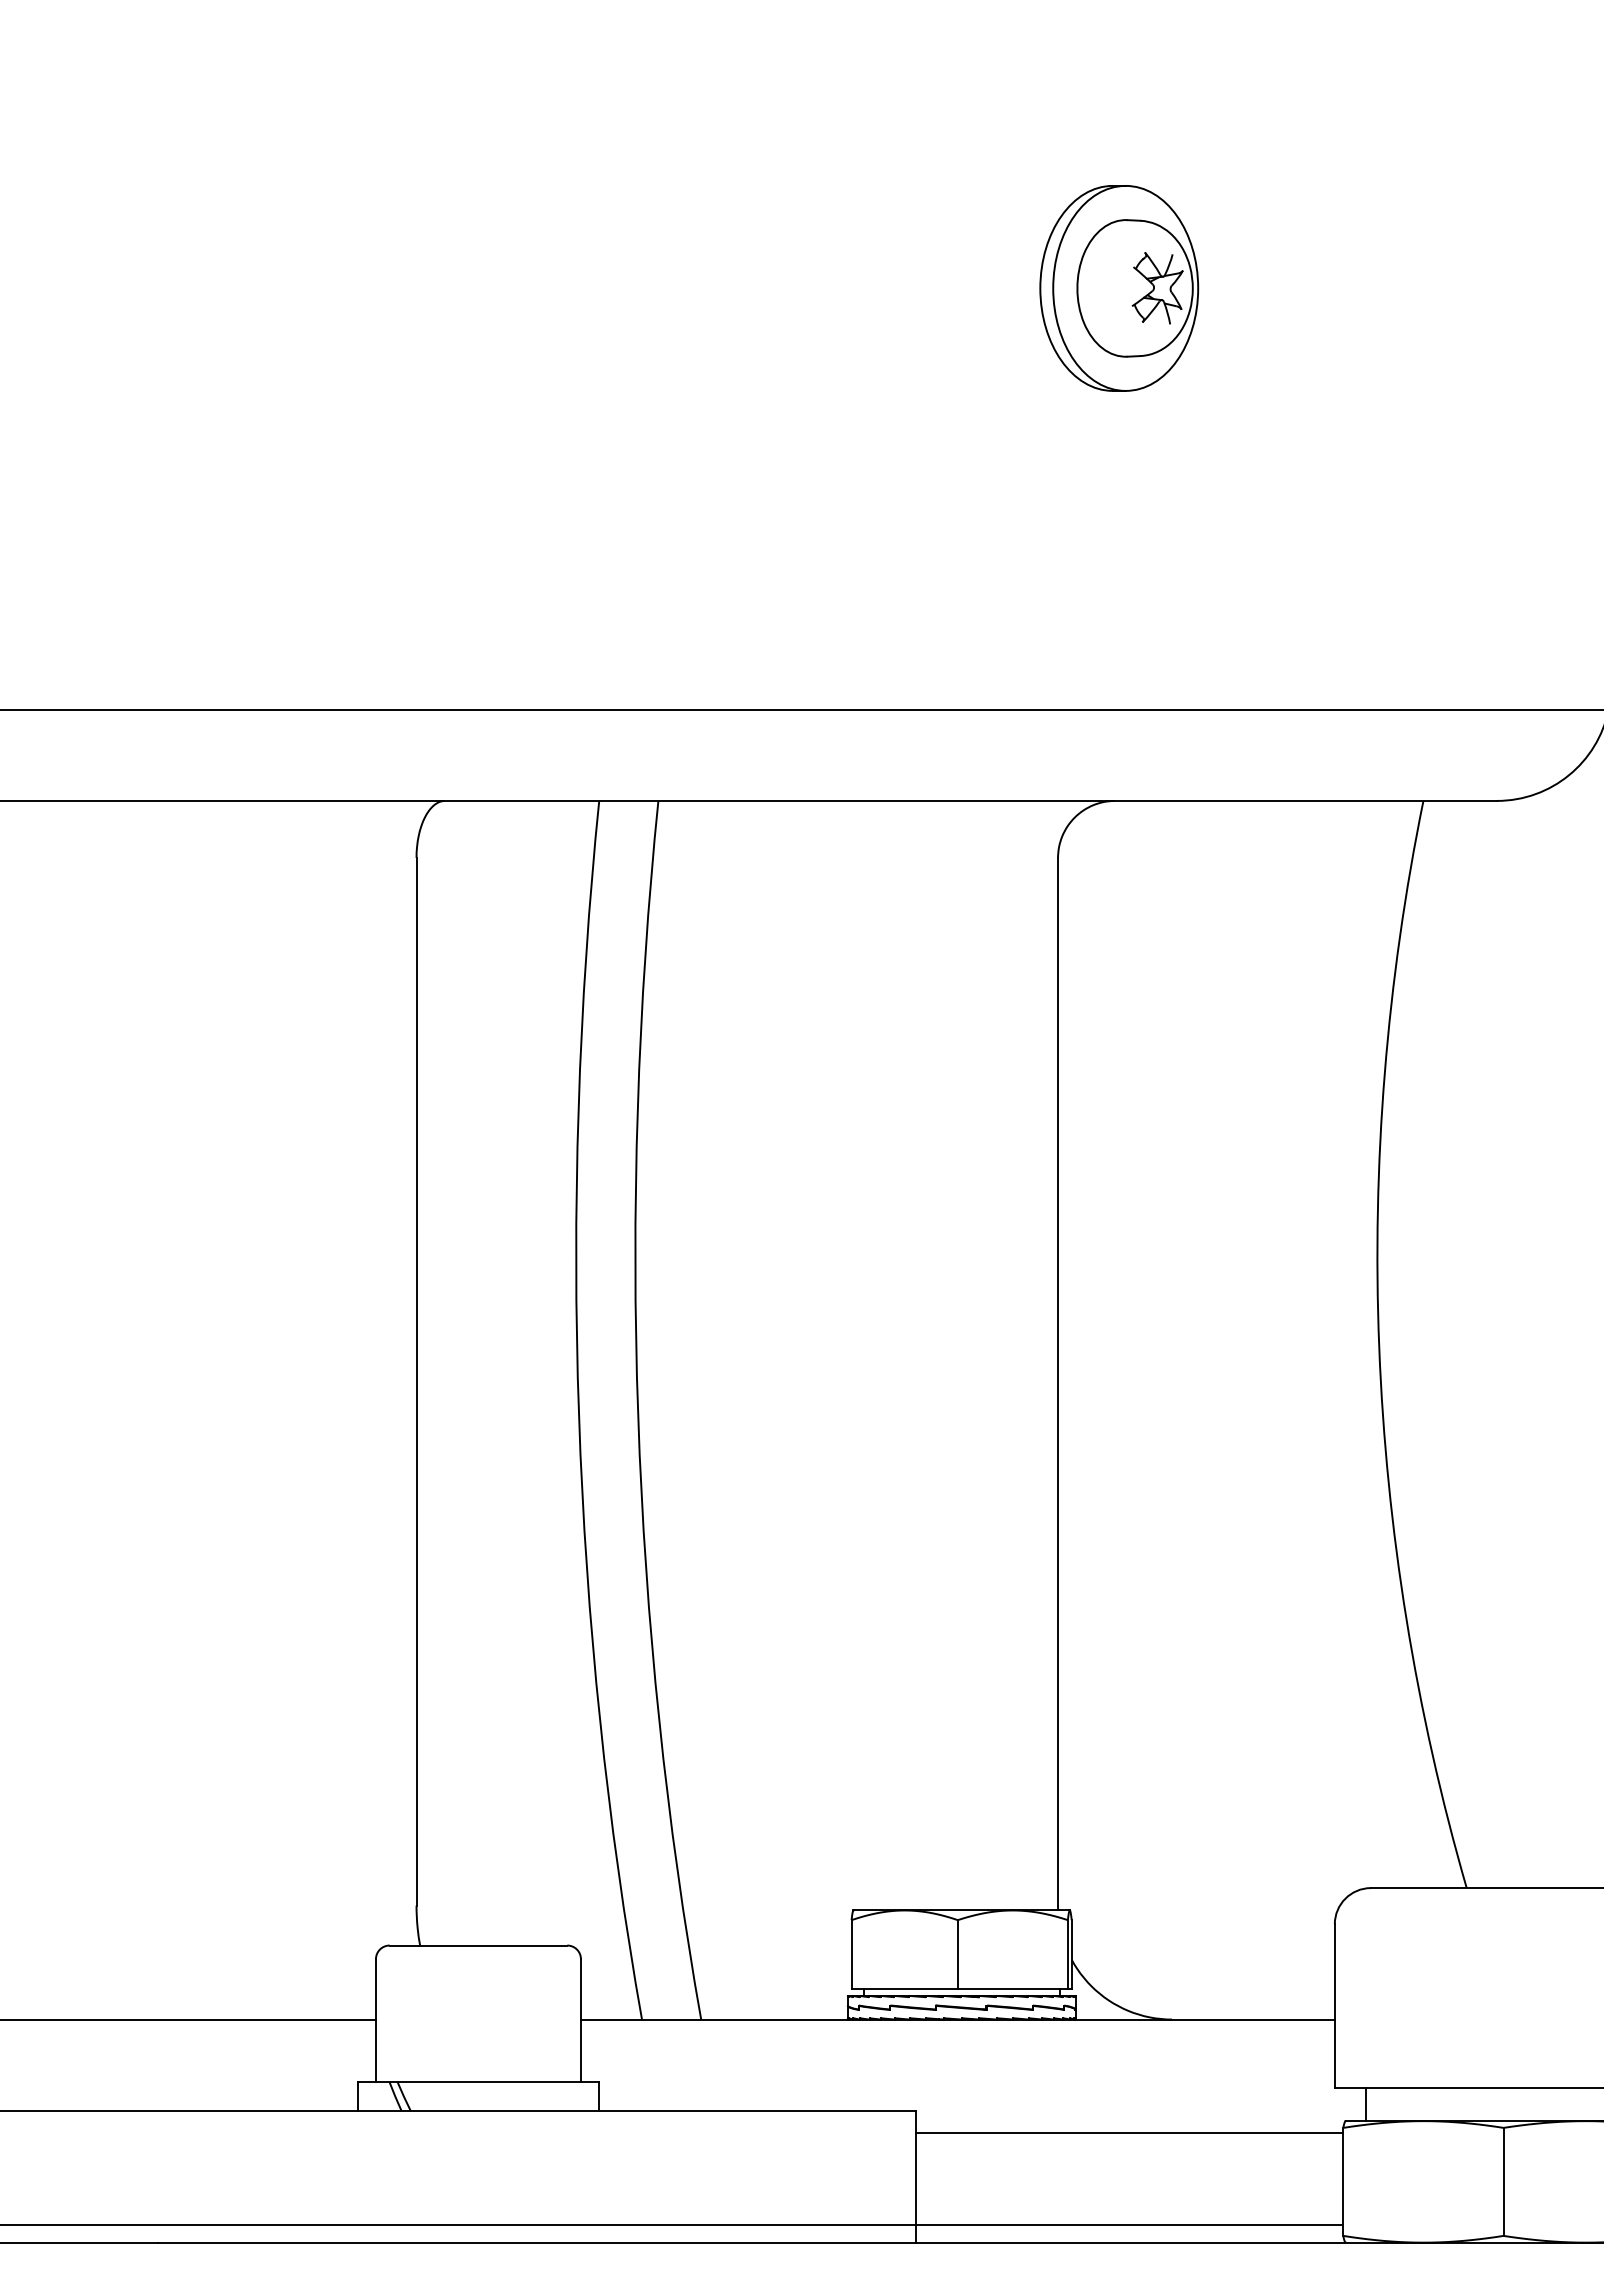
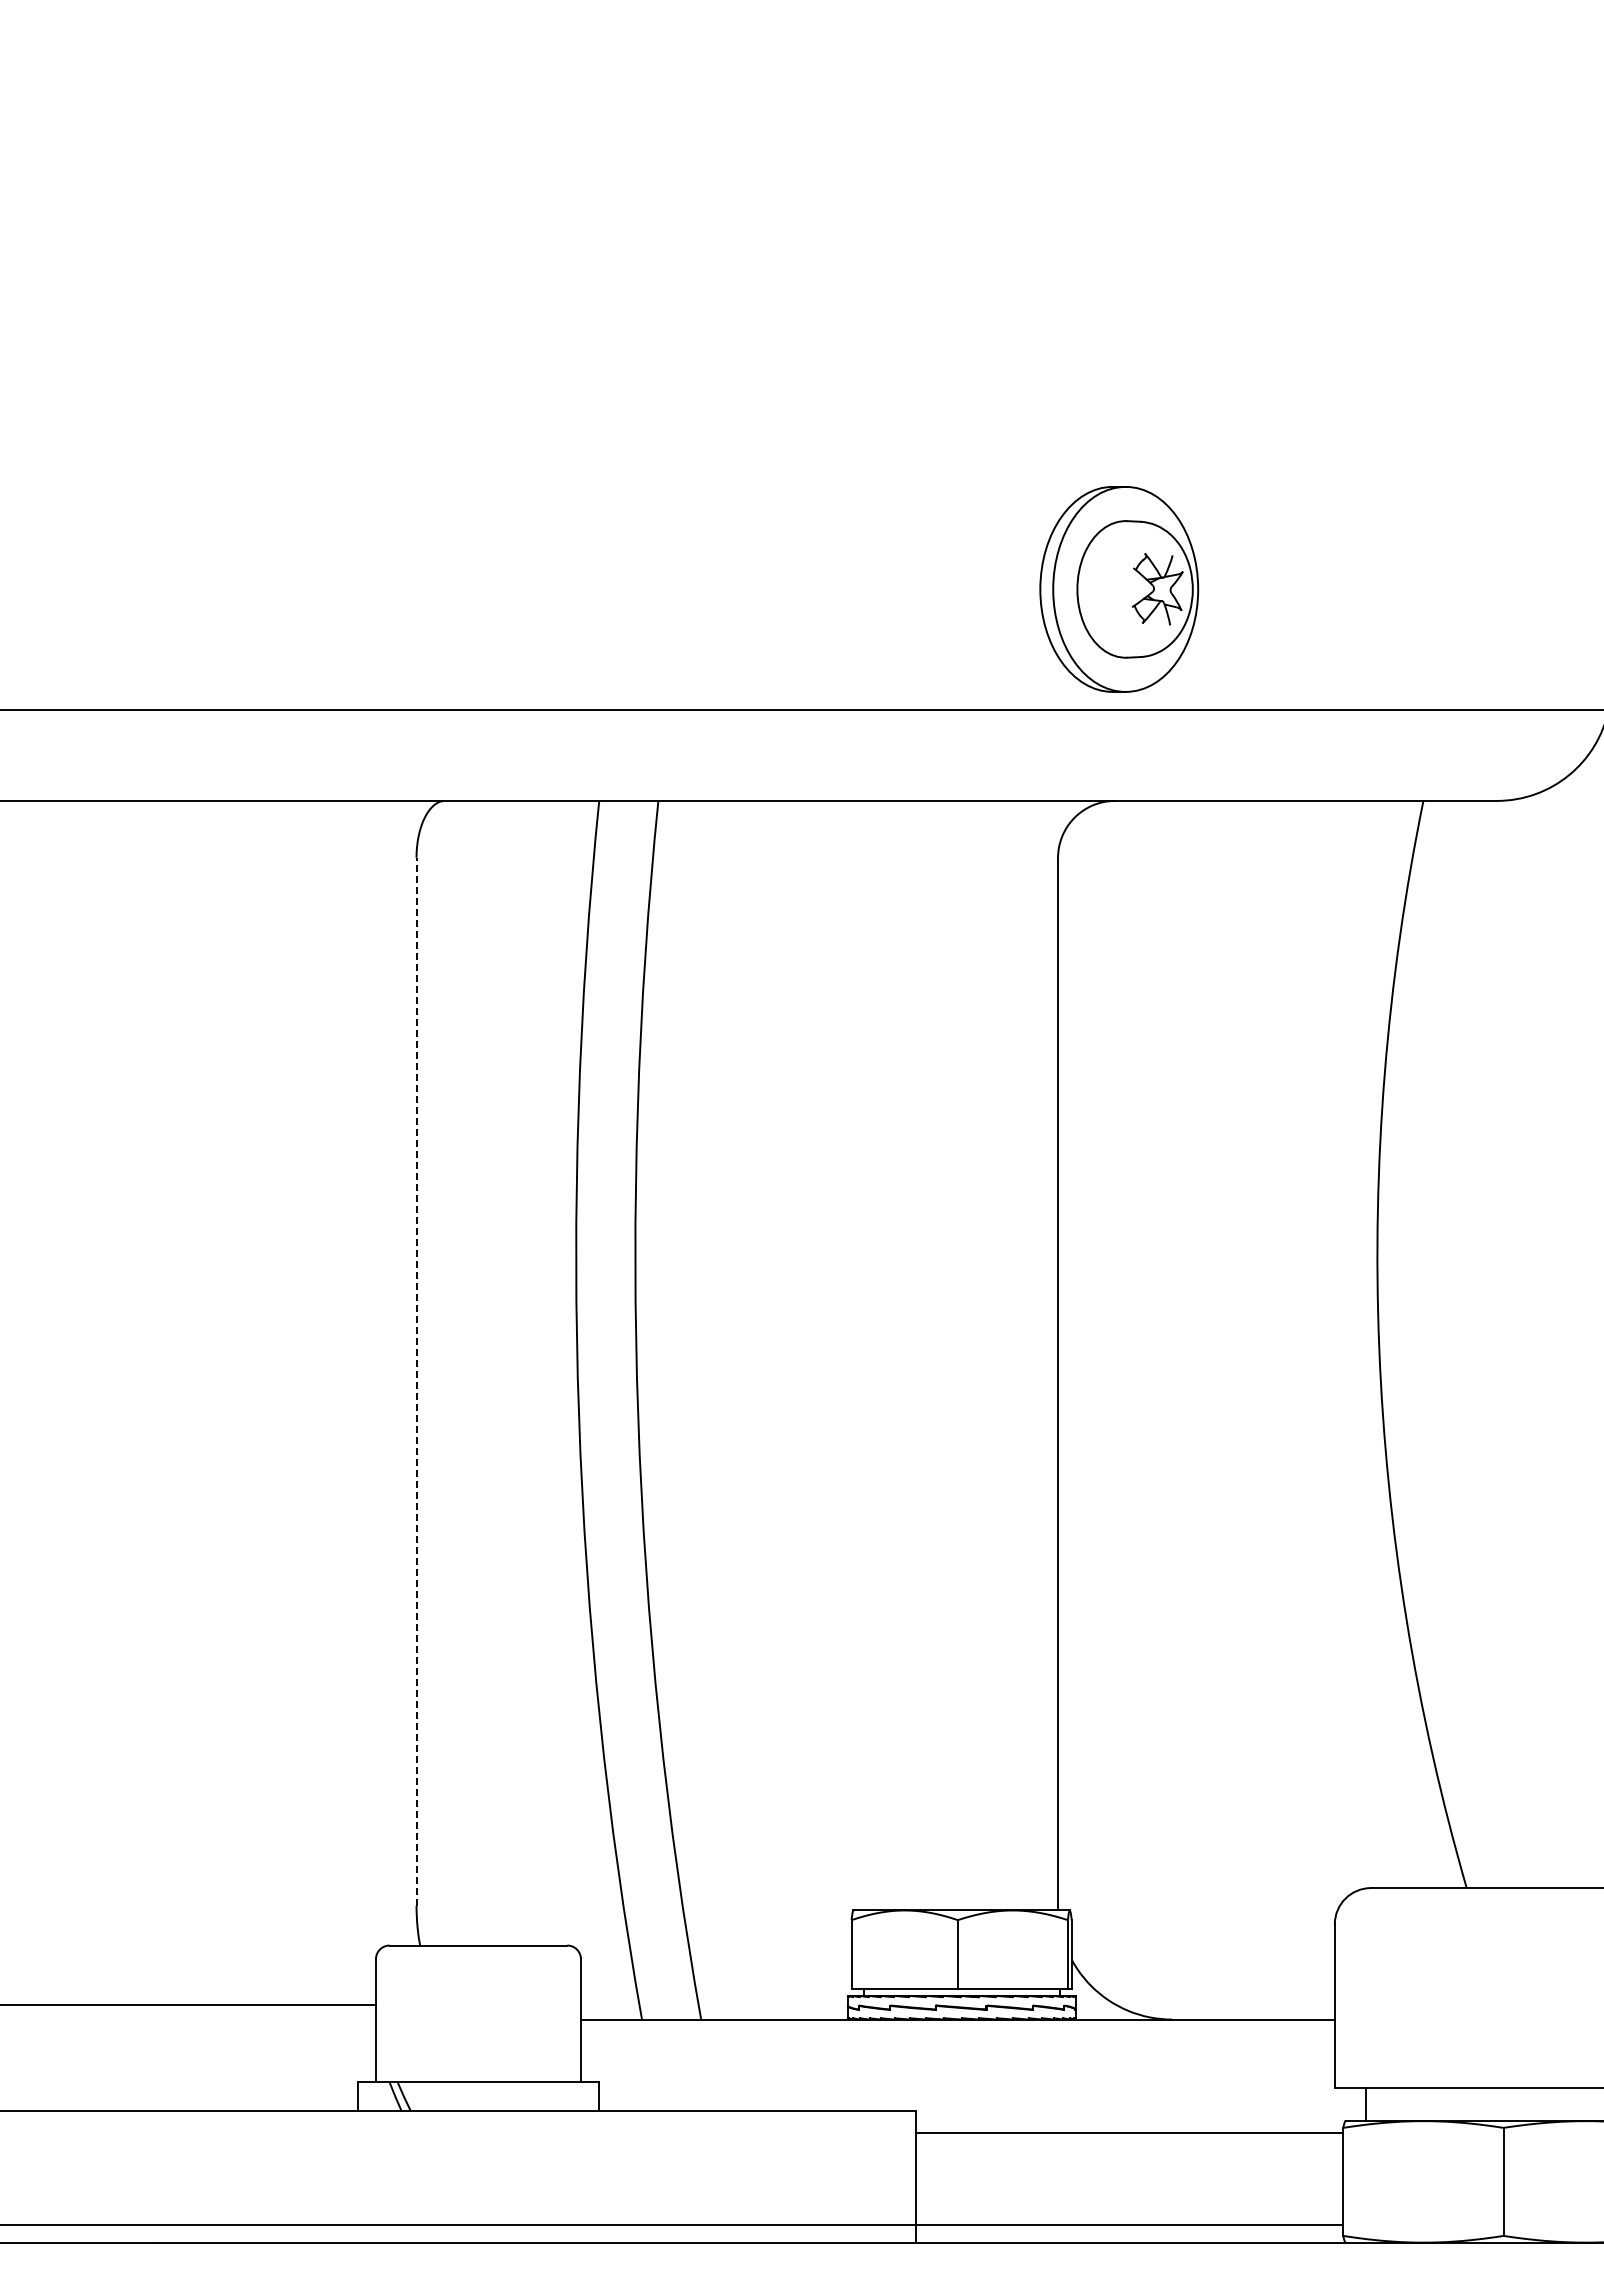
part position: (1119, 288) -> (1119, 589) (1119, 589)
line: solid -> dashed (416, 1381)
line position: (188, 2019) -> (188, 2004) (188, 2004)
